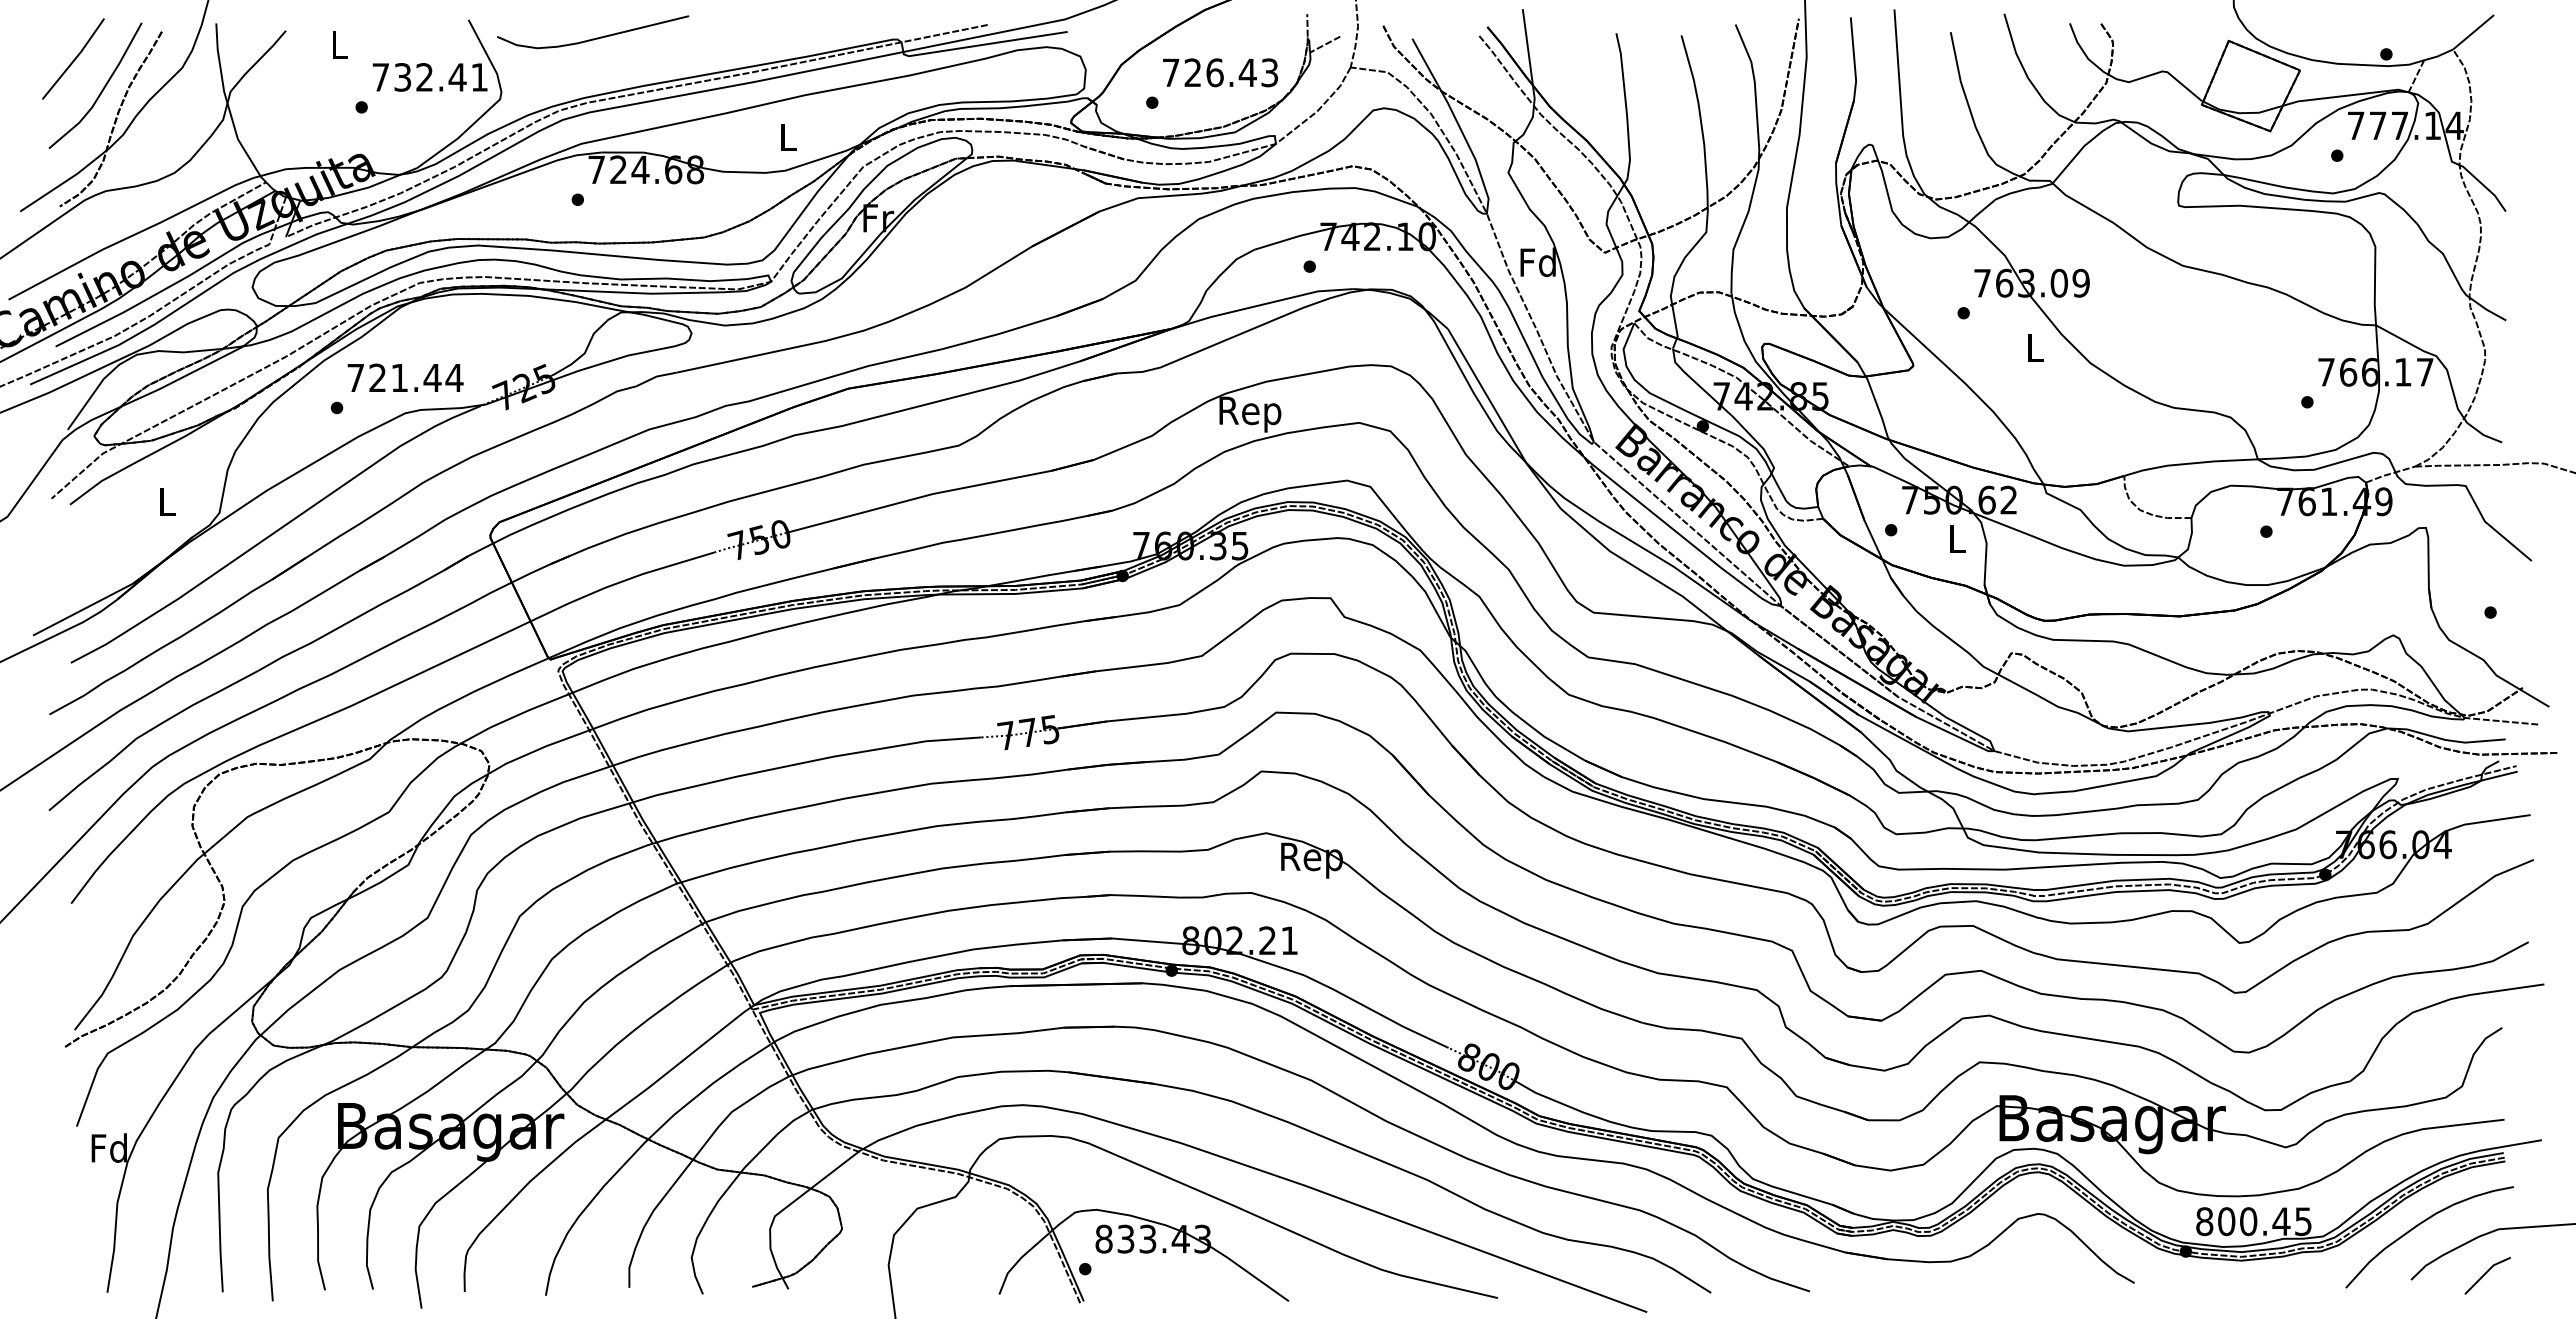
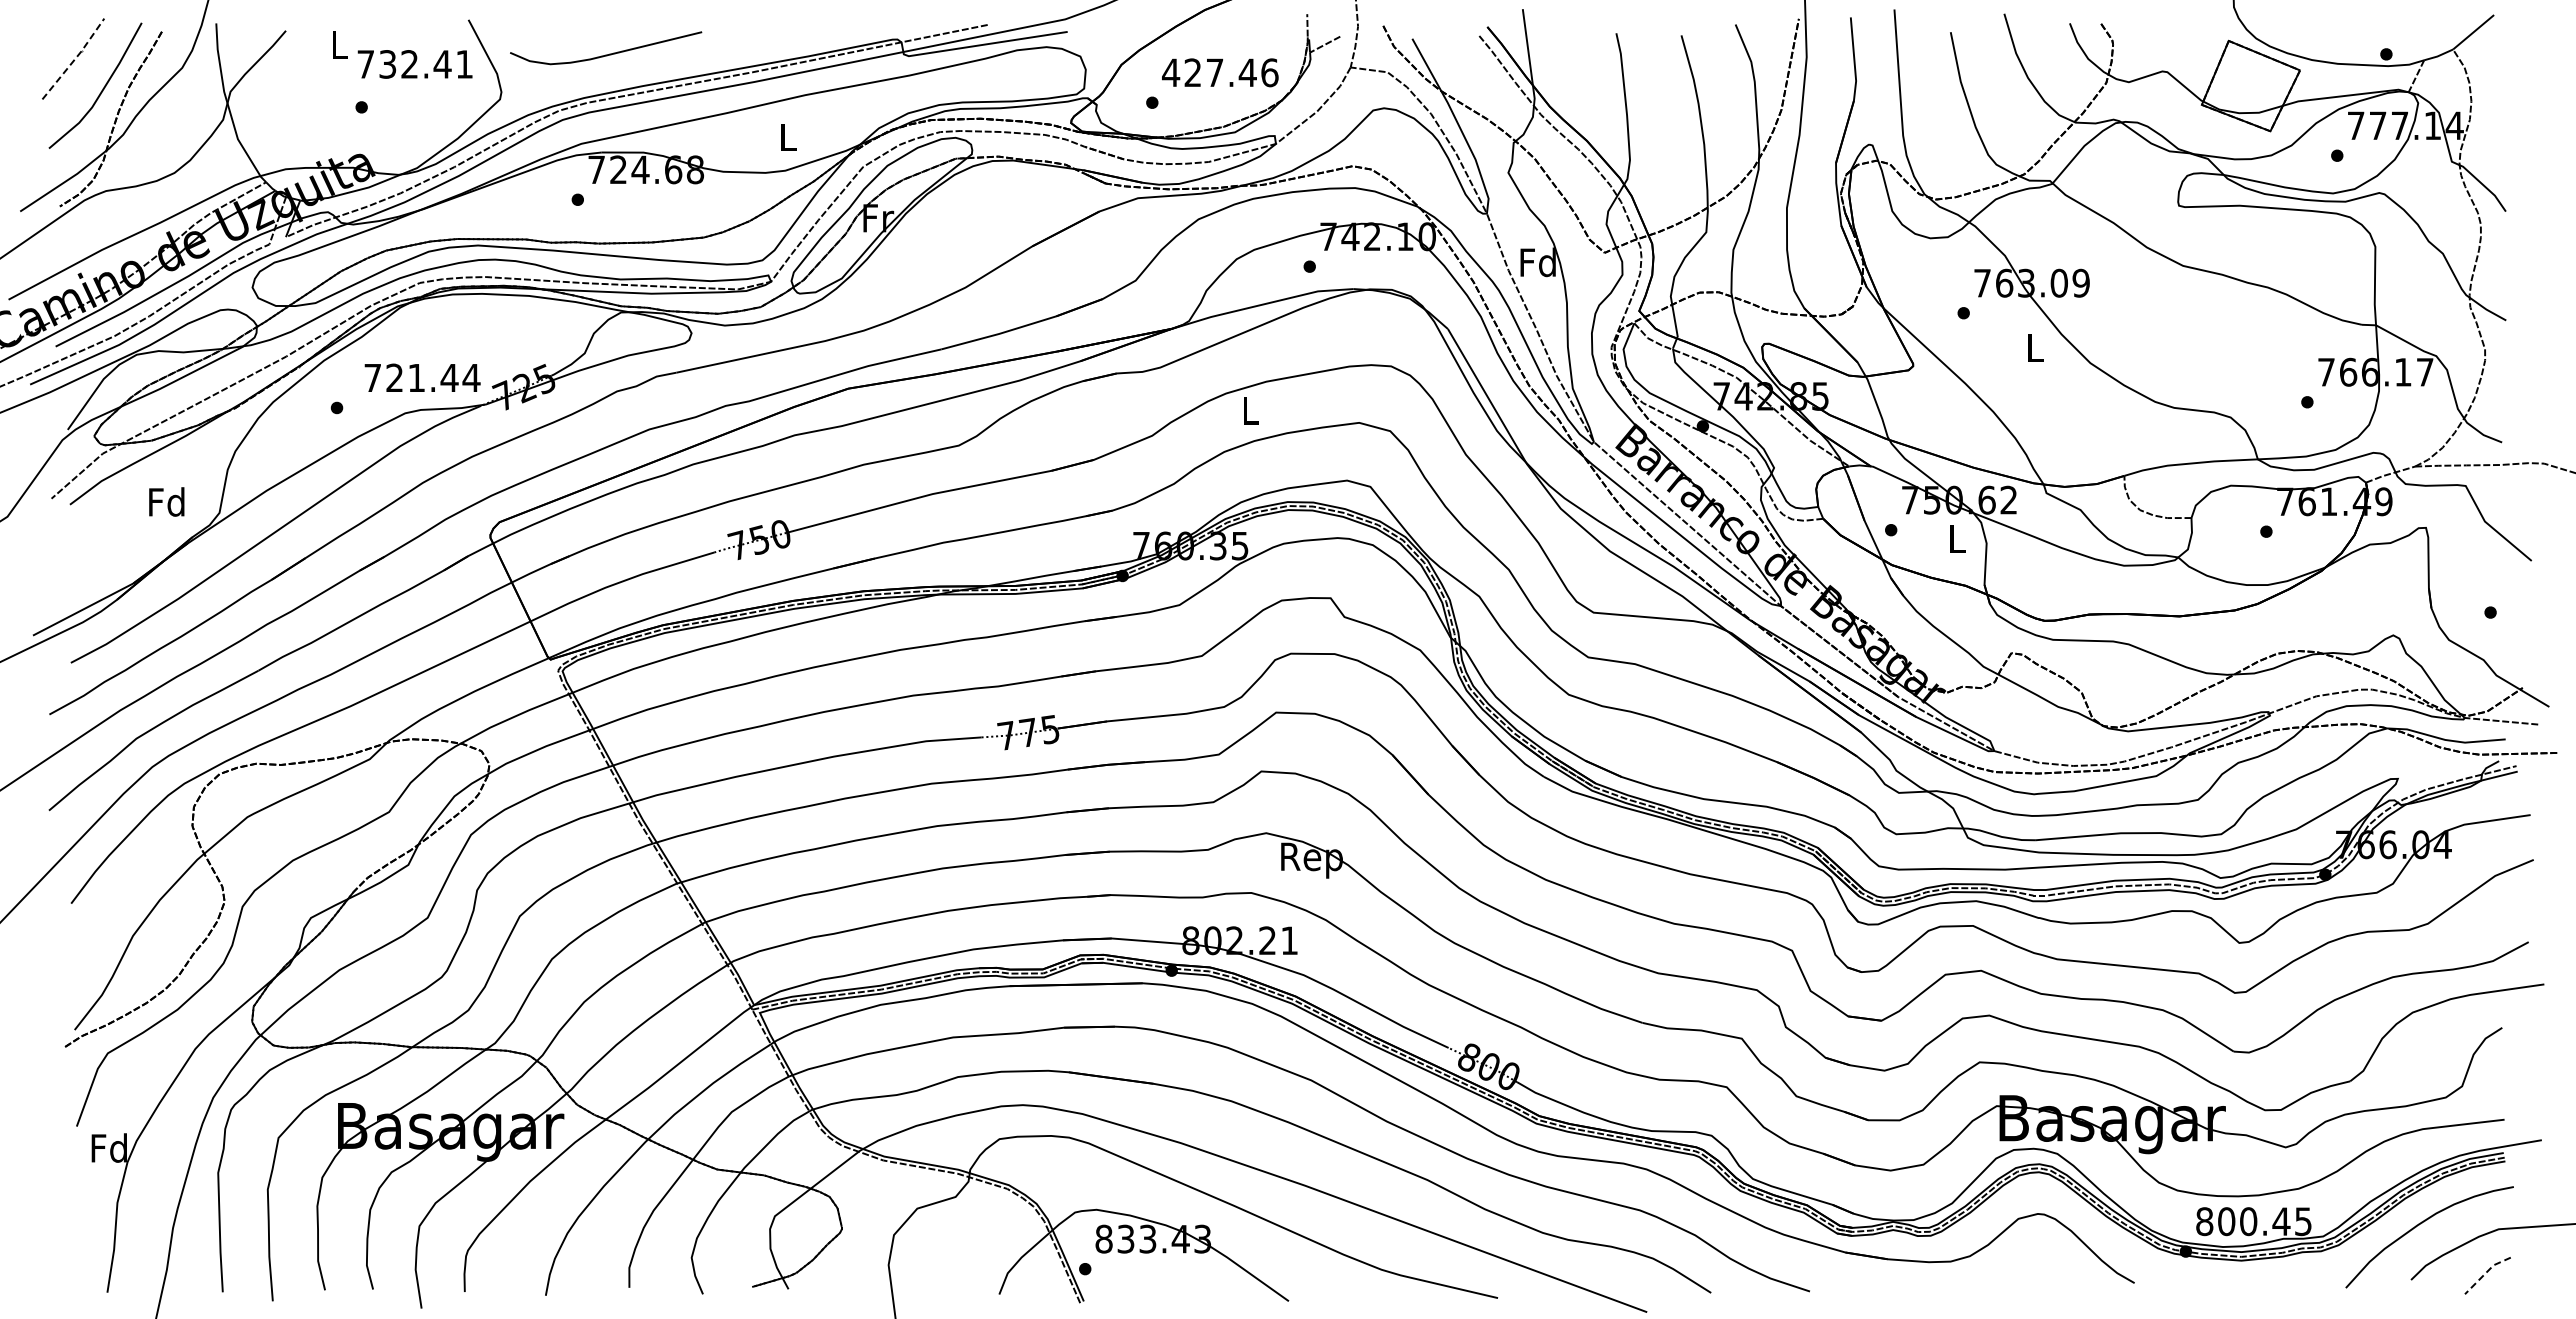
curve position: (596, 37) -> (609, 53) (609, 53)
line: solid -> dashed (75, 59)
text: 726.43 -> 427.46 (1220, 72)
text position: (429, 77) -> (414, 64) (414, 64)
text position: (405, 377) -> (422, 377) (422, 377)
text: Rep -> L (1250, 414)
text: L -> Fd (166, 501)
line: solid -> dashed (2485, 1273)
